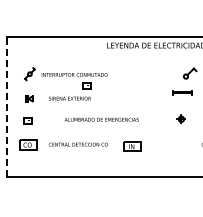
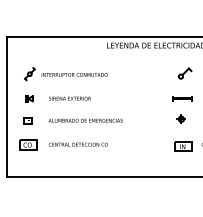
part position: (190, 73) -> (185, 73) (185, 73)
part: present -> none (86, 85)
part position: (182, 92) -> (182, 98) (182, 98)
line: dashed -> solid (6, 106)
text position: (101, 119) -> (85, 120) (85, 120)
part position: (132, 146) -> (183, 146) (183, 146)
